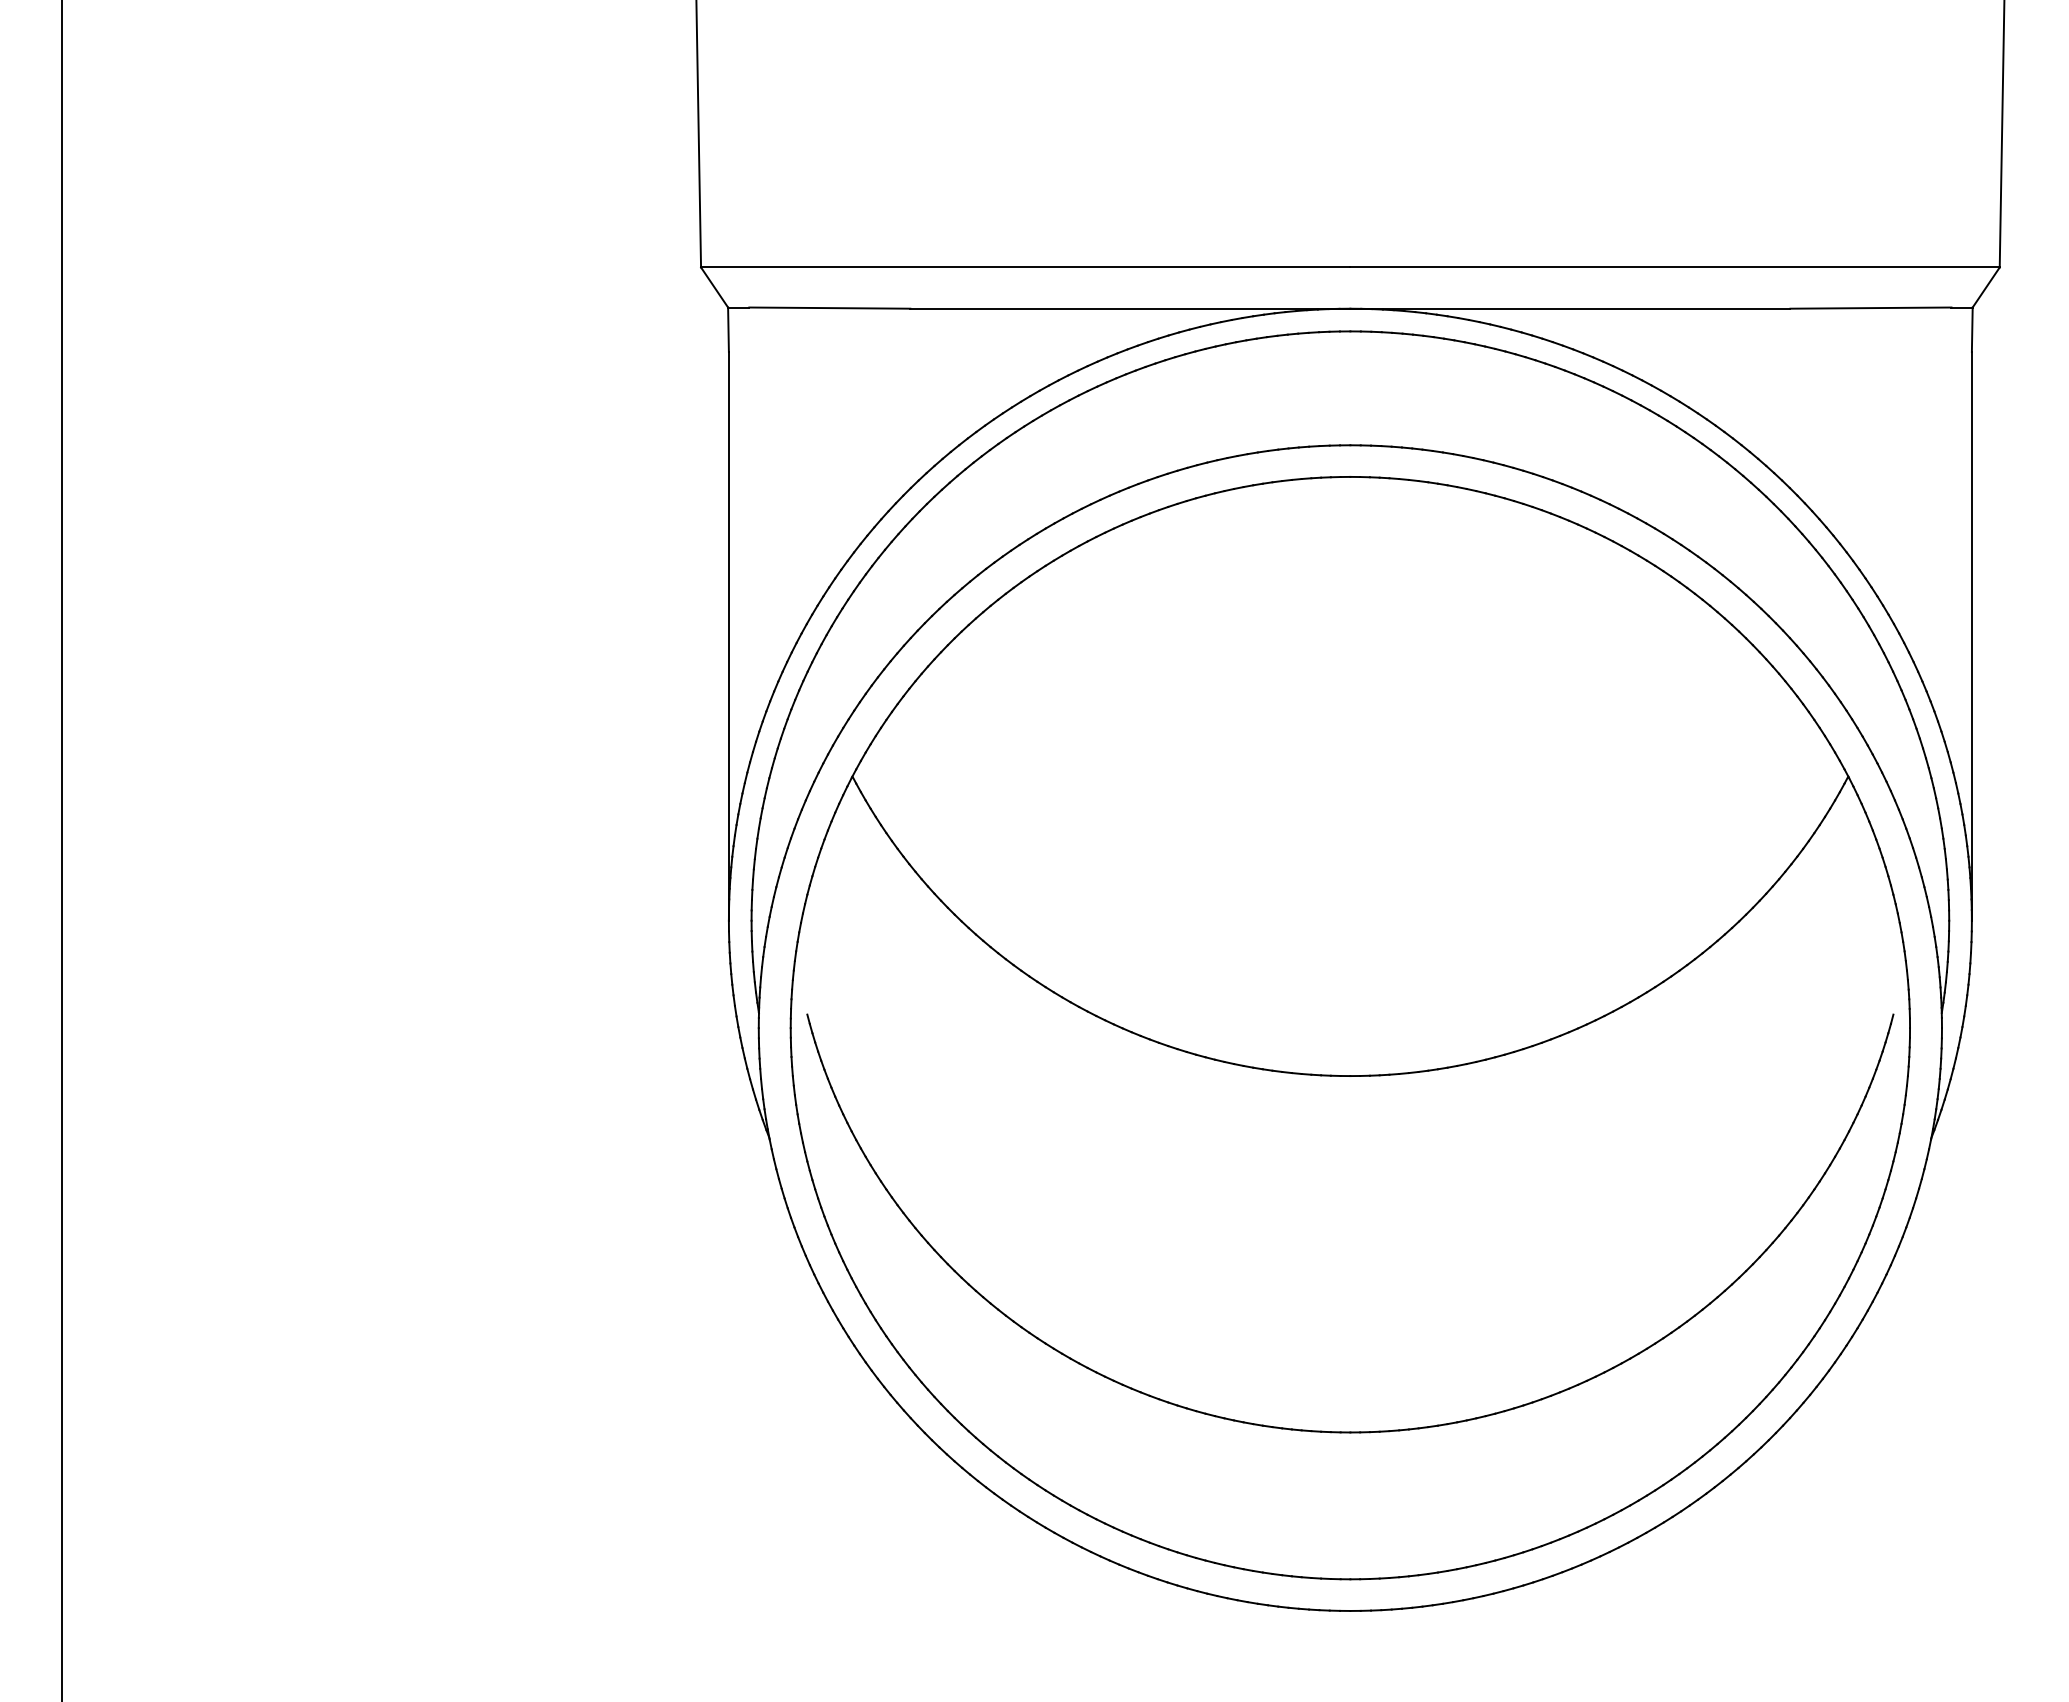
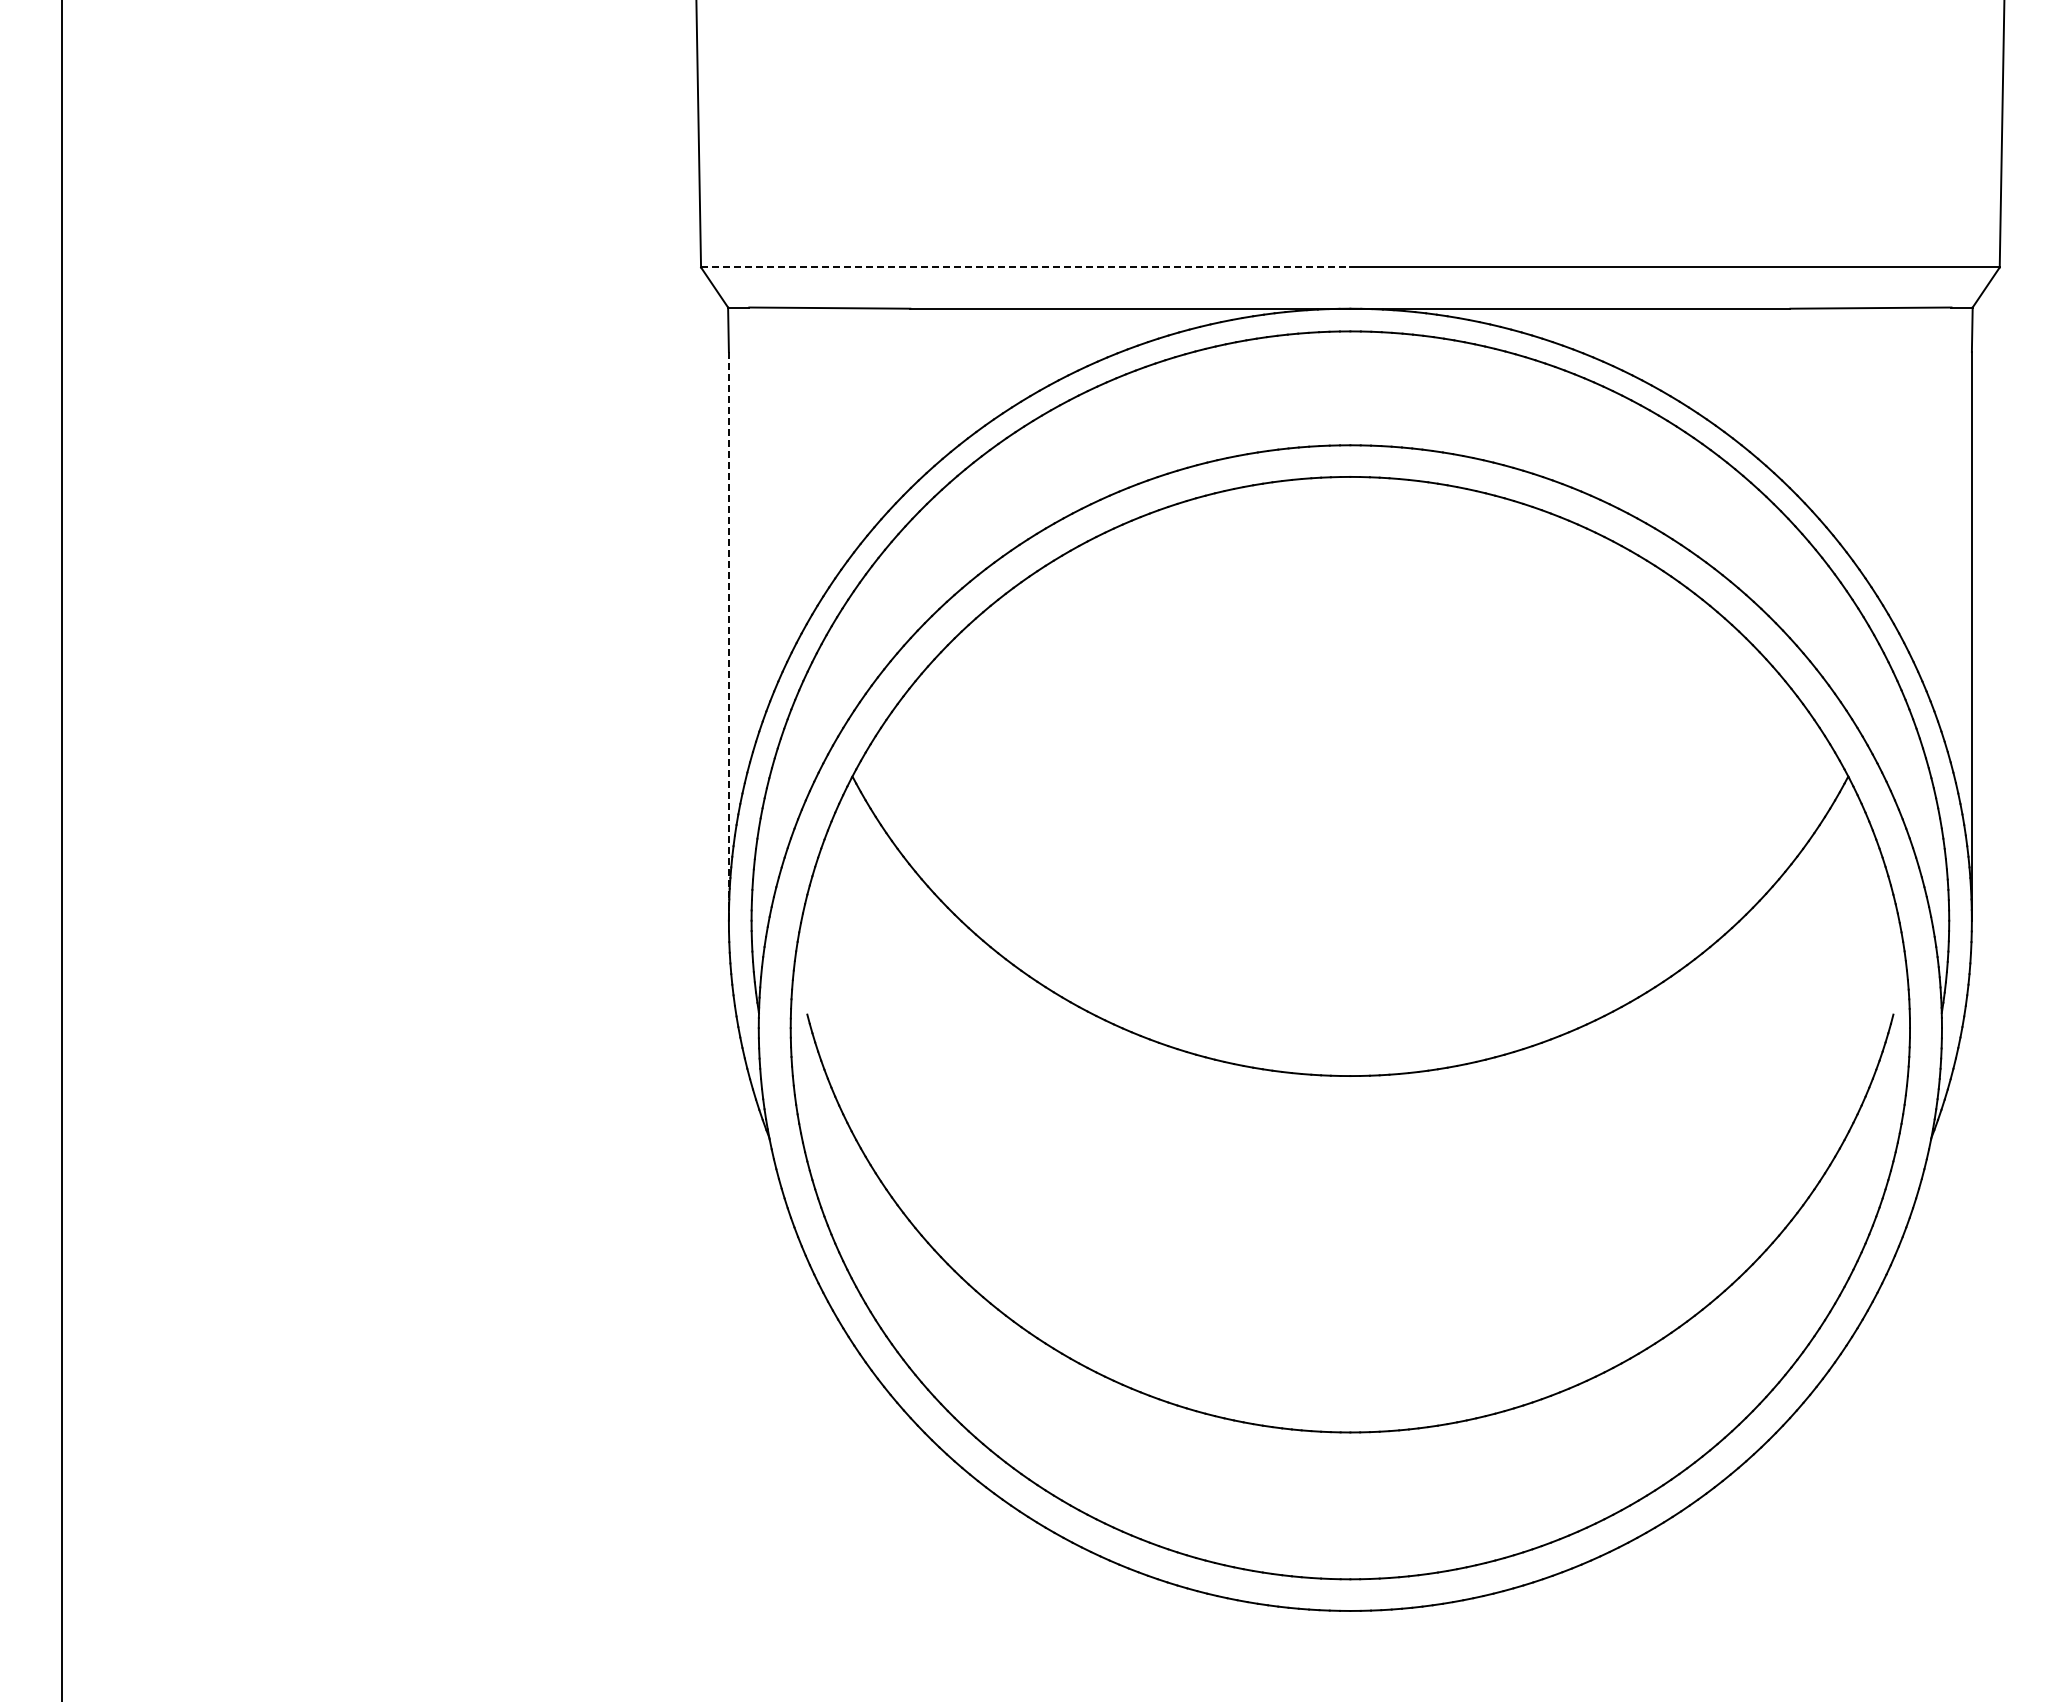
line: solid -> dashed (1025, 267)
line: solid -> dashed (728, 636)
